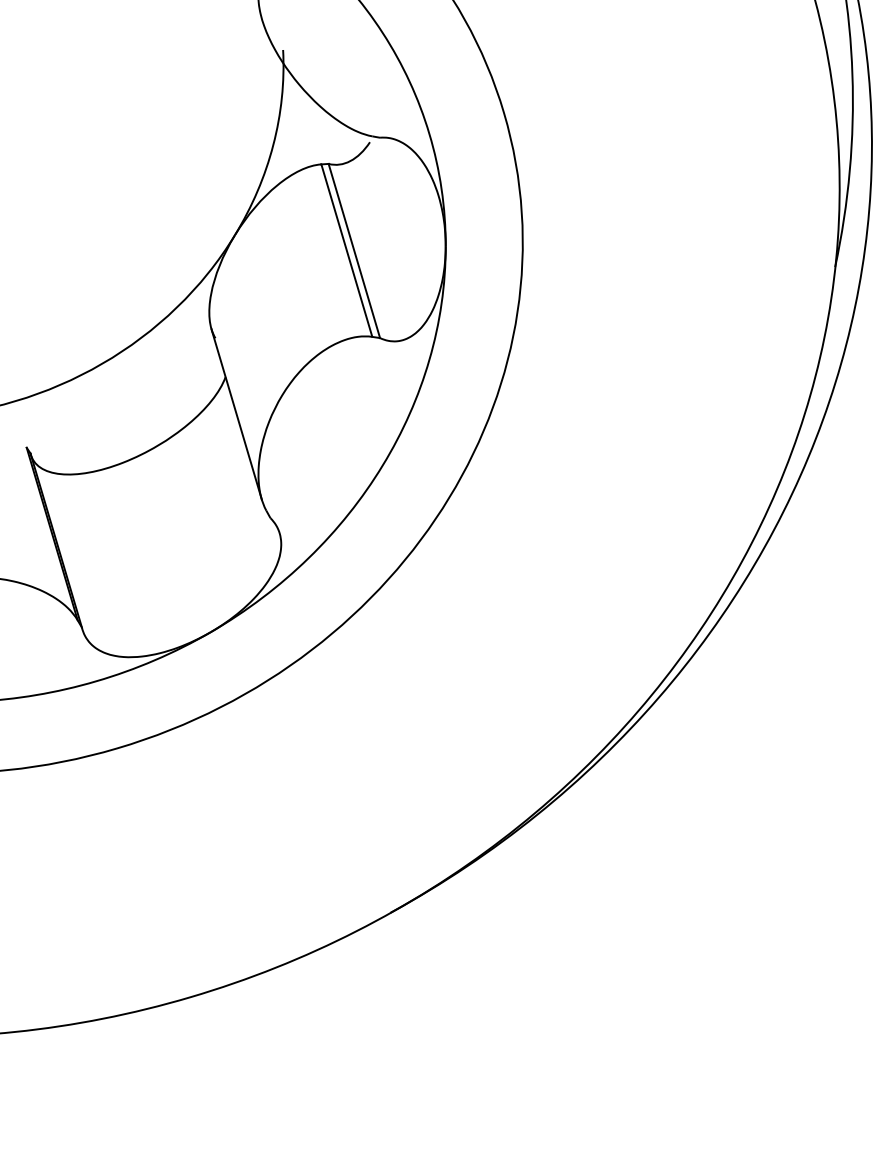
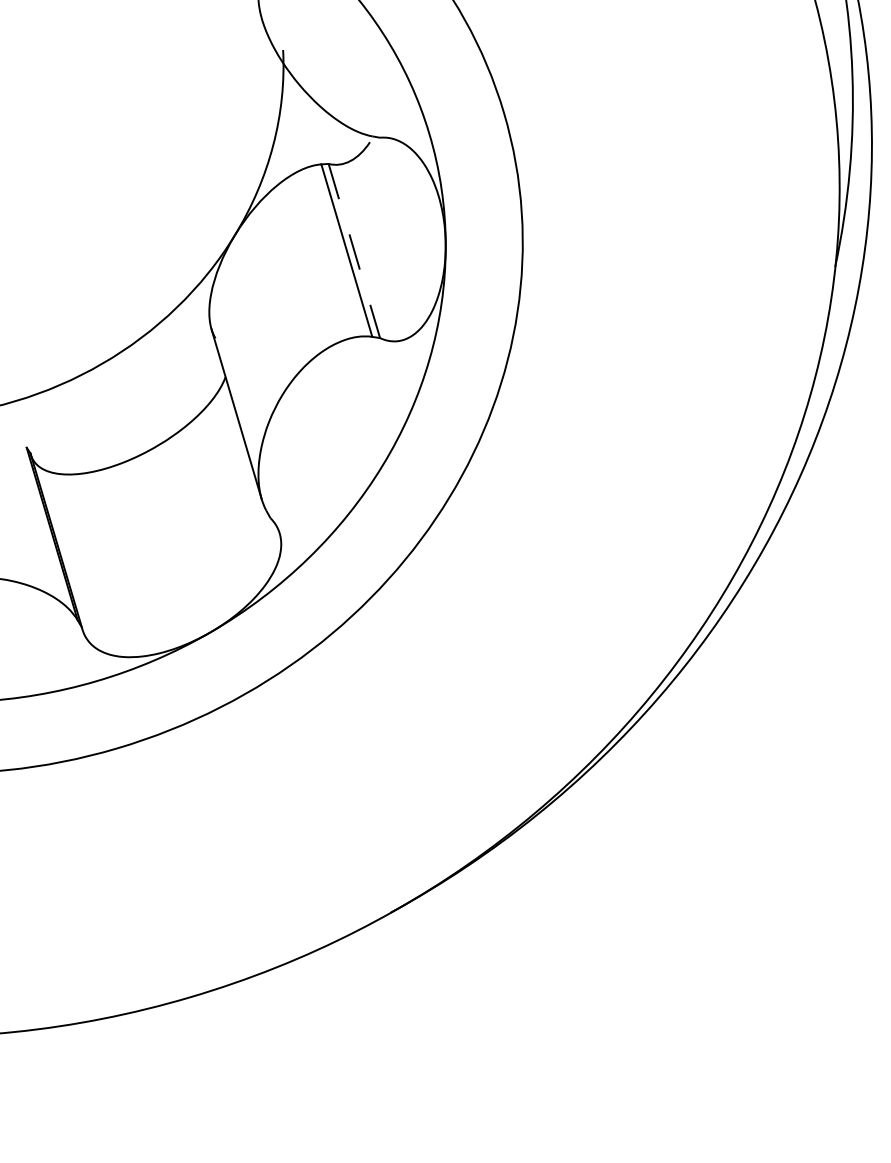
line: solid -> dashed (354, 251)
